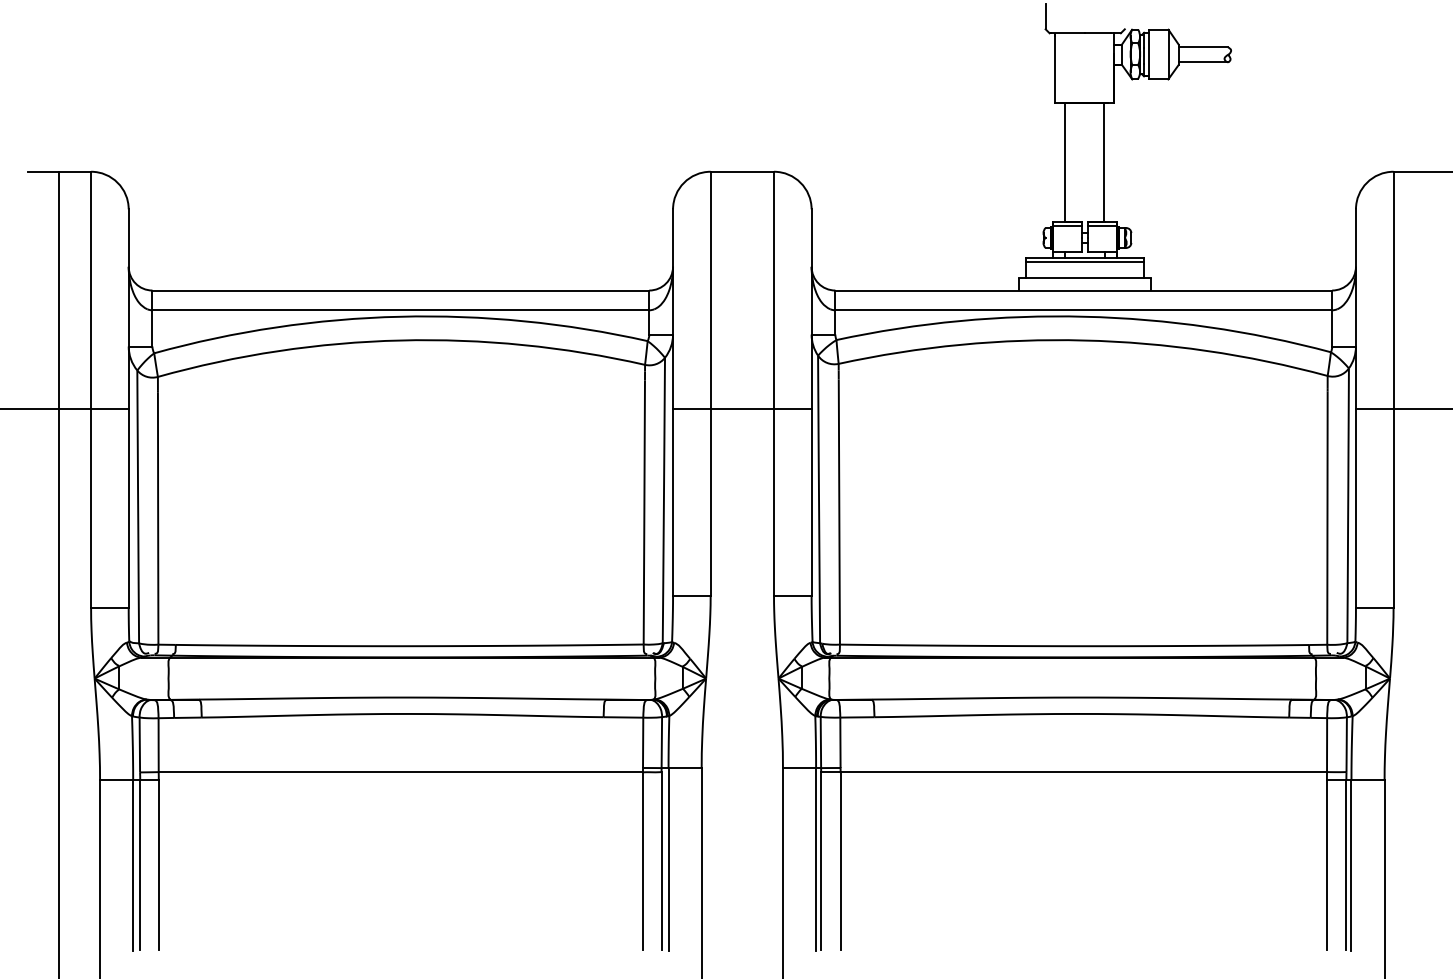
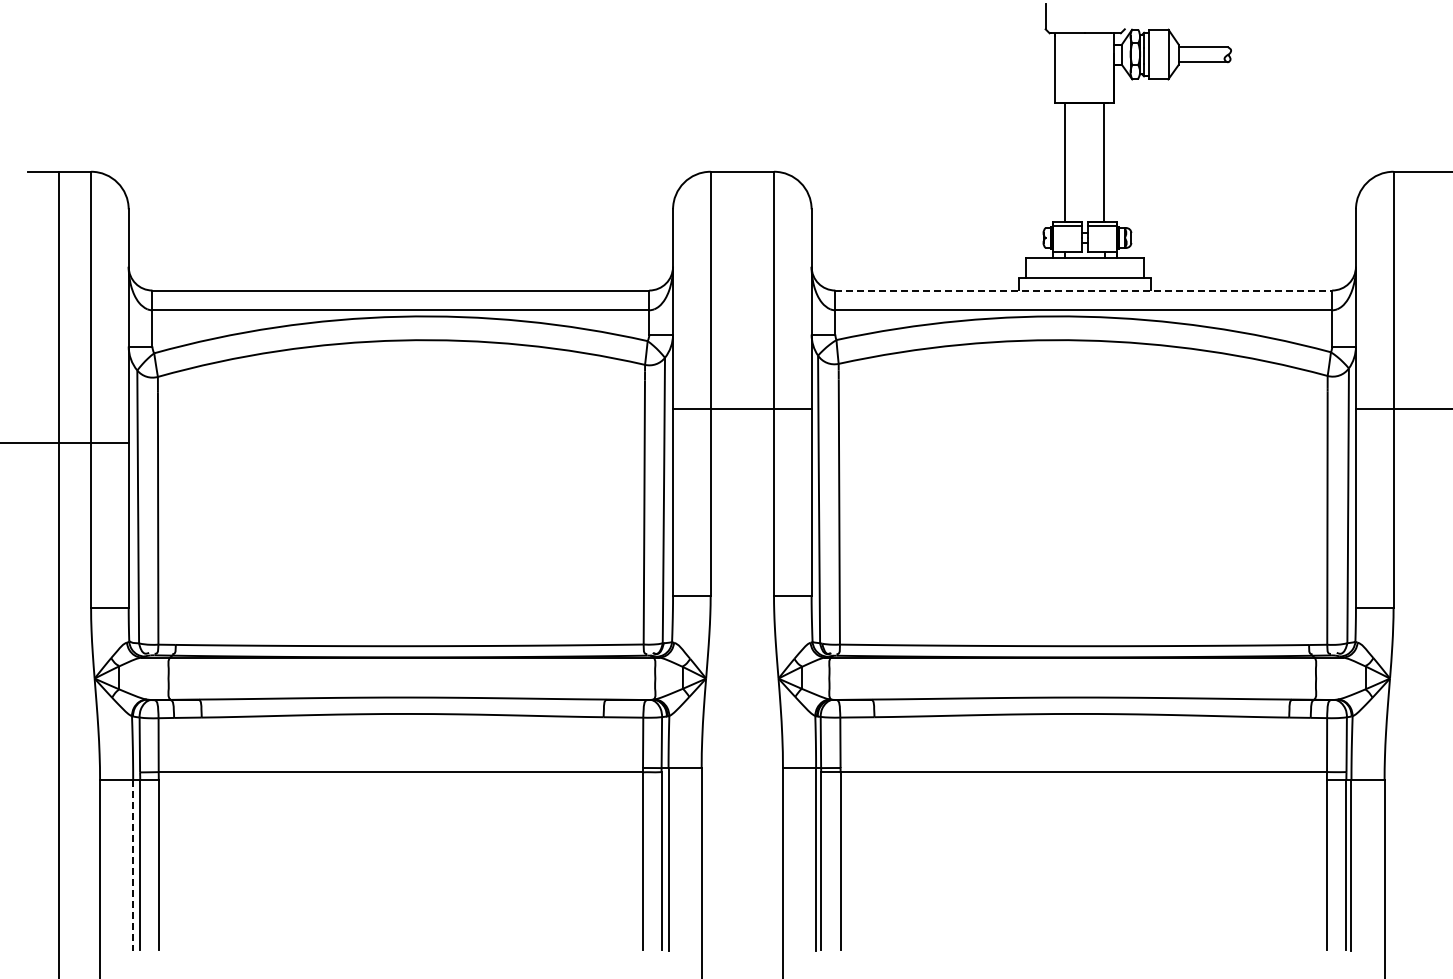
line: present -> none (1085, 262)
line: solid -> dashed (1084, 290)
line position: (65, 409) -> (65, 443) (65, 443)
line: solid -> dashed (133, 866)
